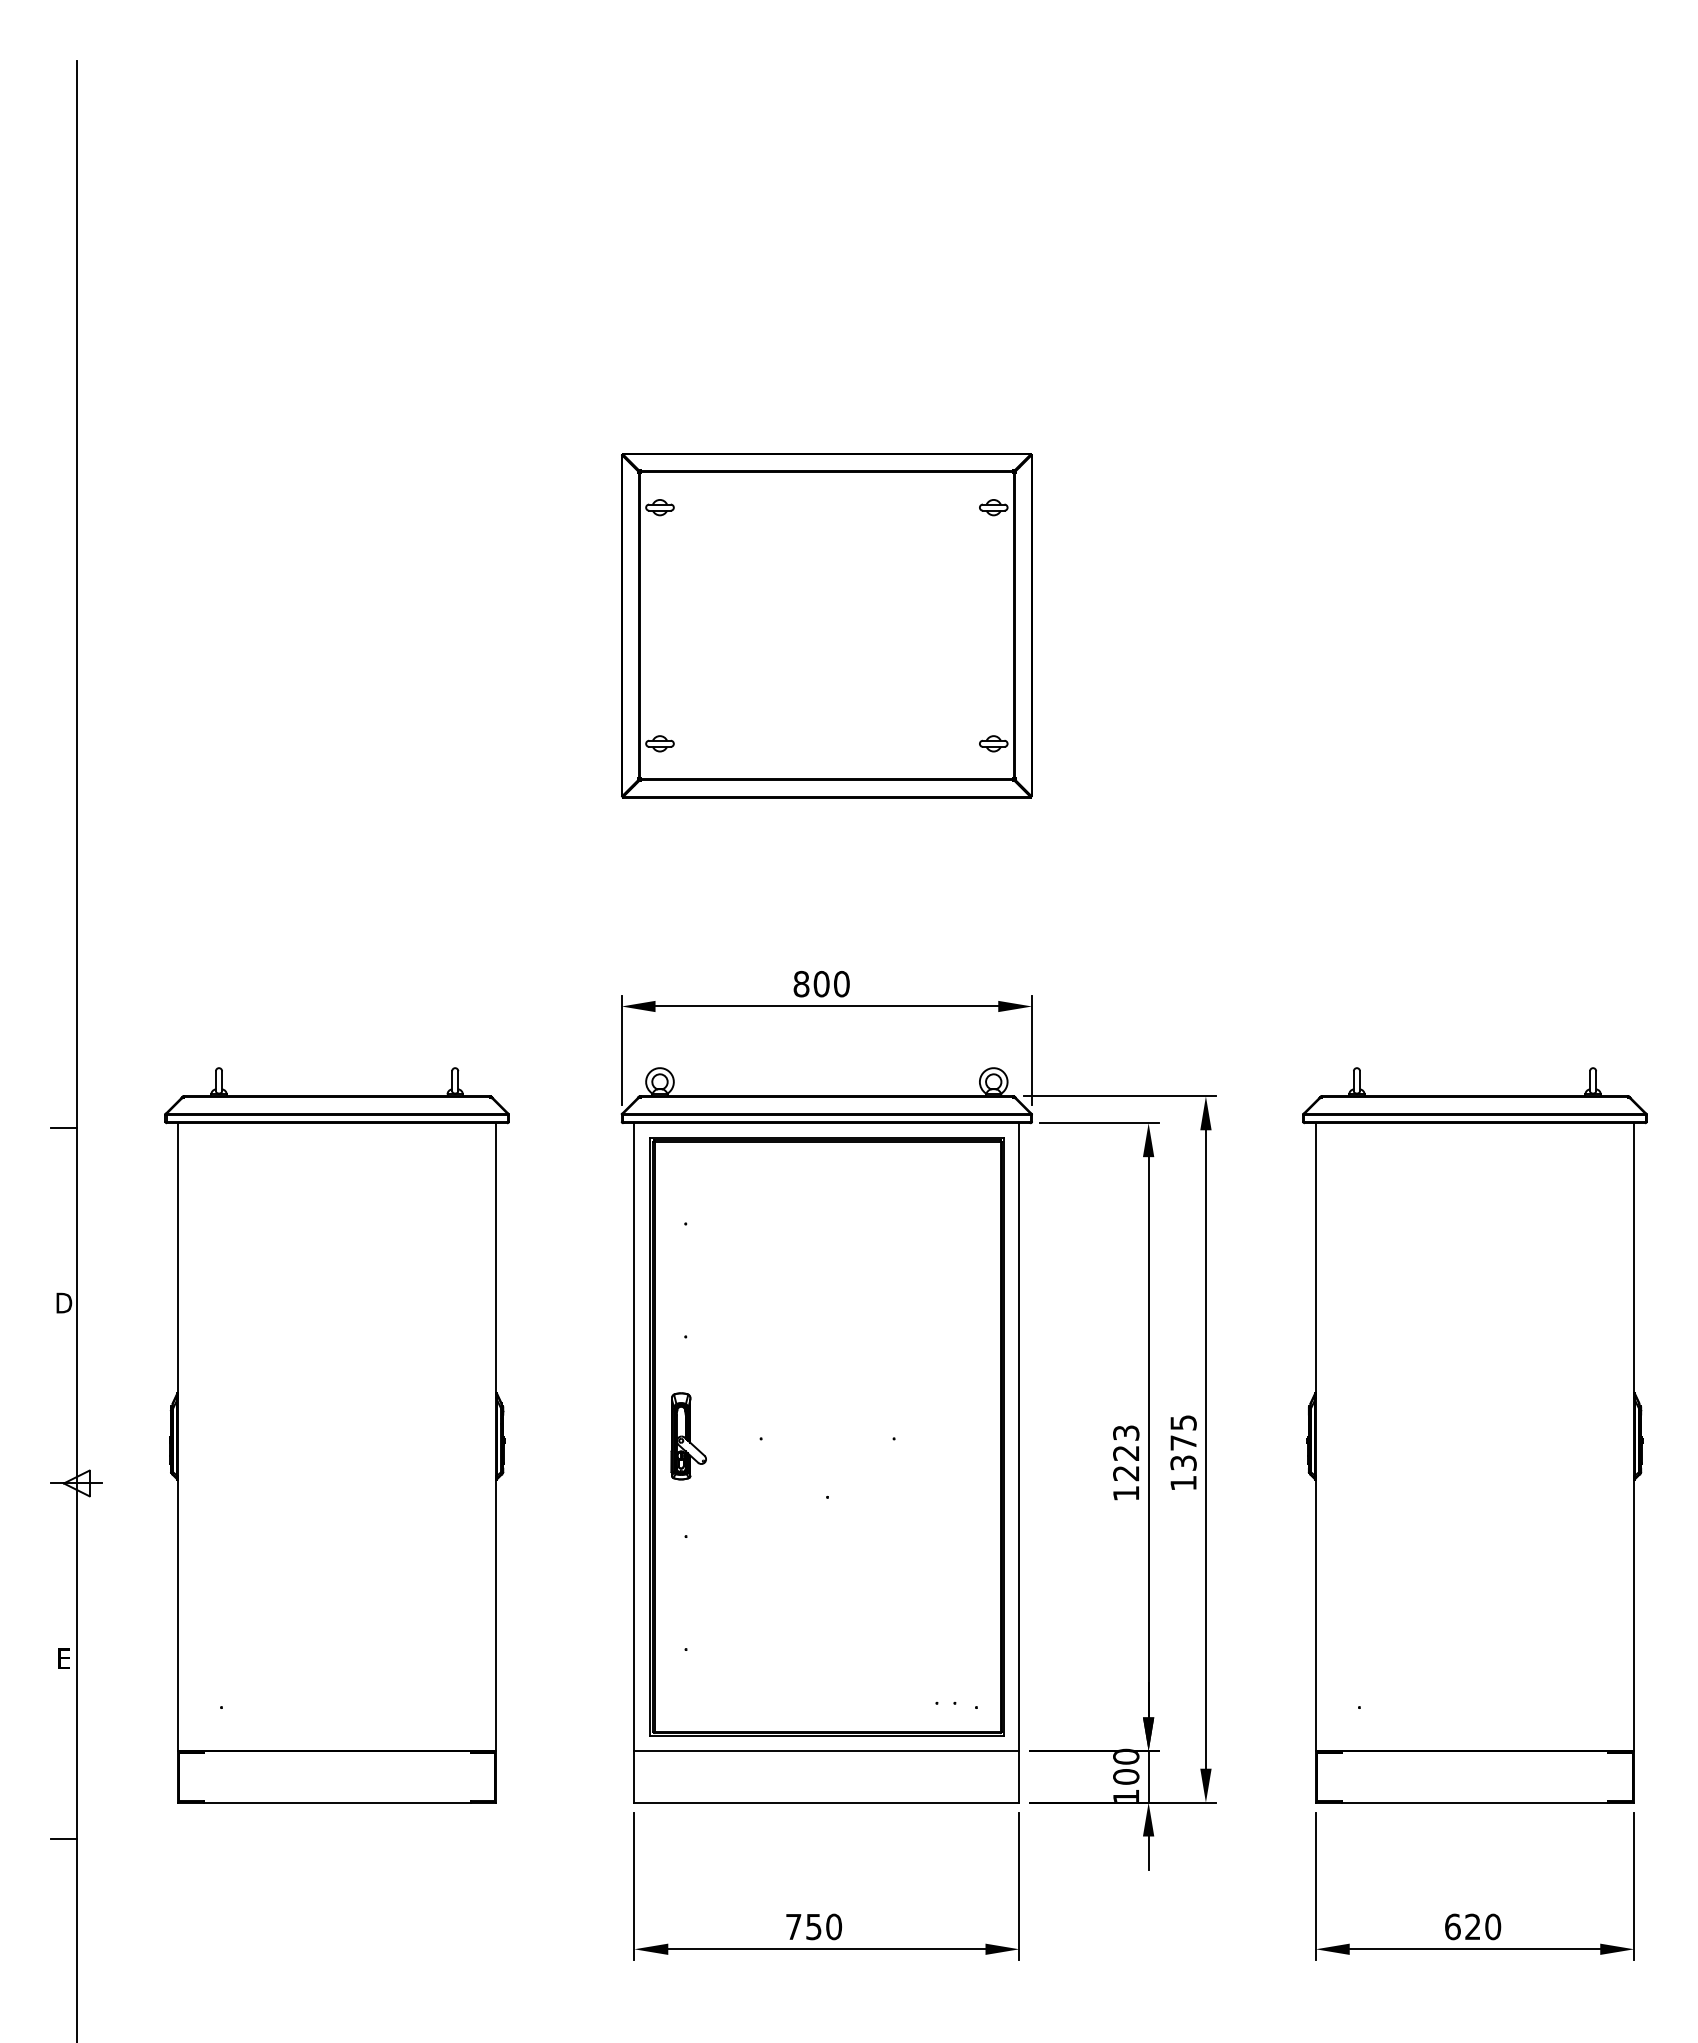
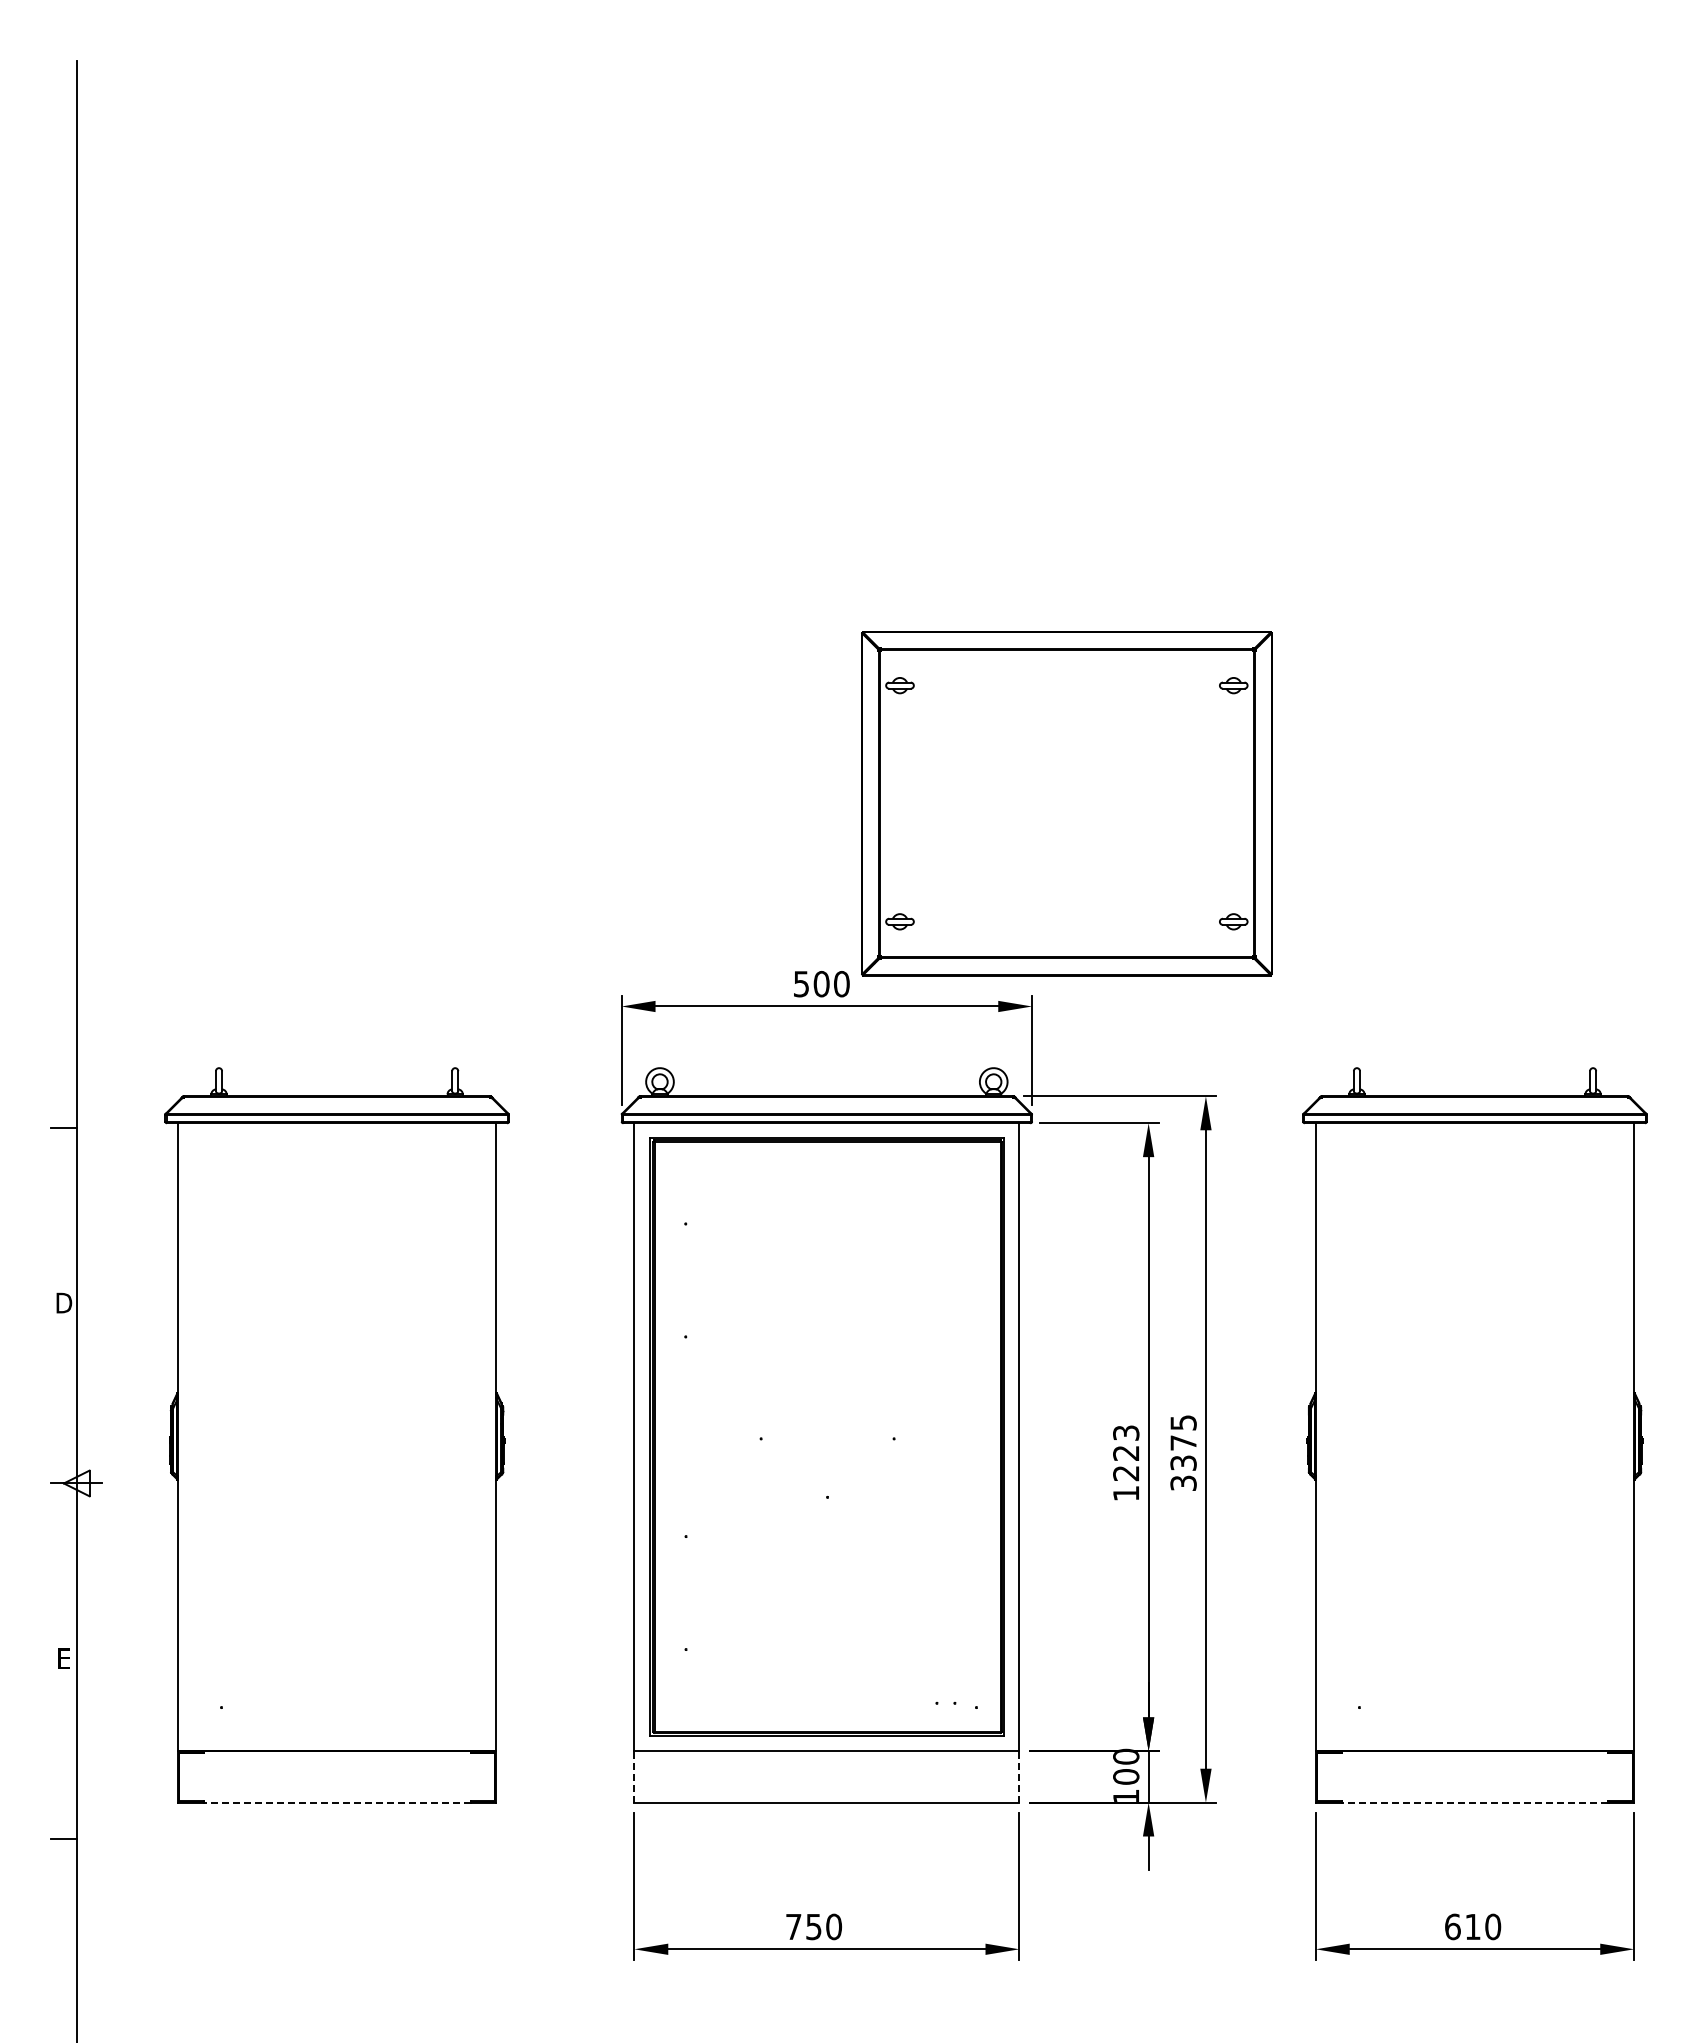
part position: (826, 625) -> (1066, 803) (1066, 803)
text: 800 -> 500 (801, 983)
part: present -> none (688, 1436)
text: 1375 -> 3375 (1183, 1482)
line: solid -> dashed (634, 1776)
line: solid -> dashed (1019, 1776)
line: solid -> dashed (336, 1802)
line: solid -> dashed (1474, 1802)
text: 620 -> 610 (1472, 1926)
